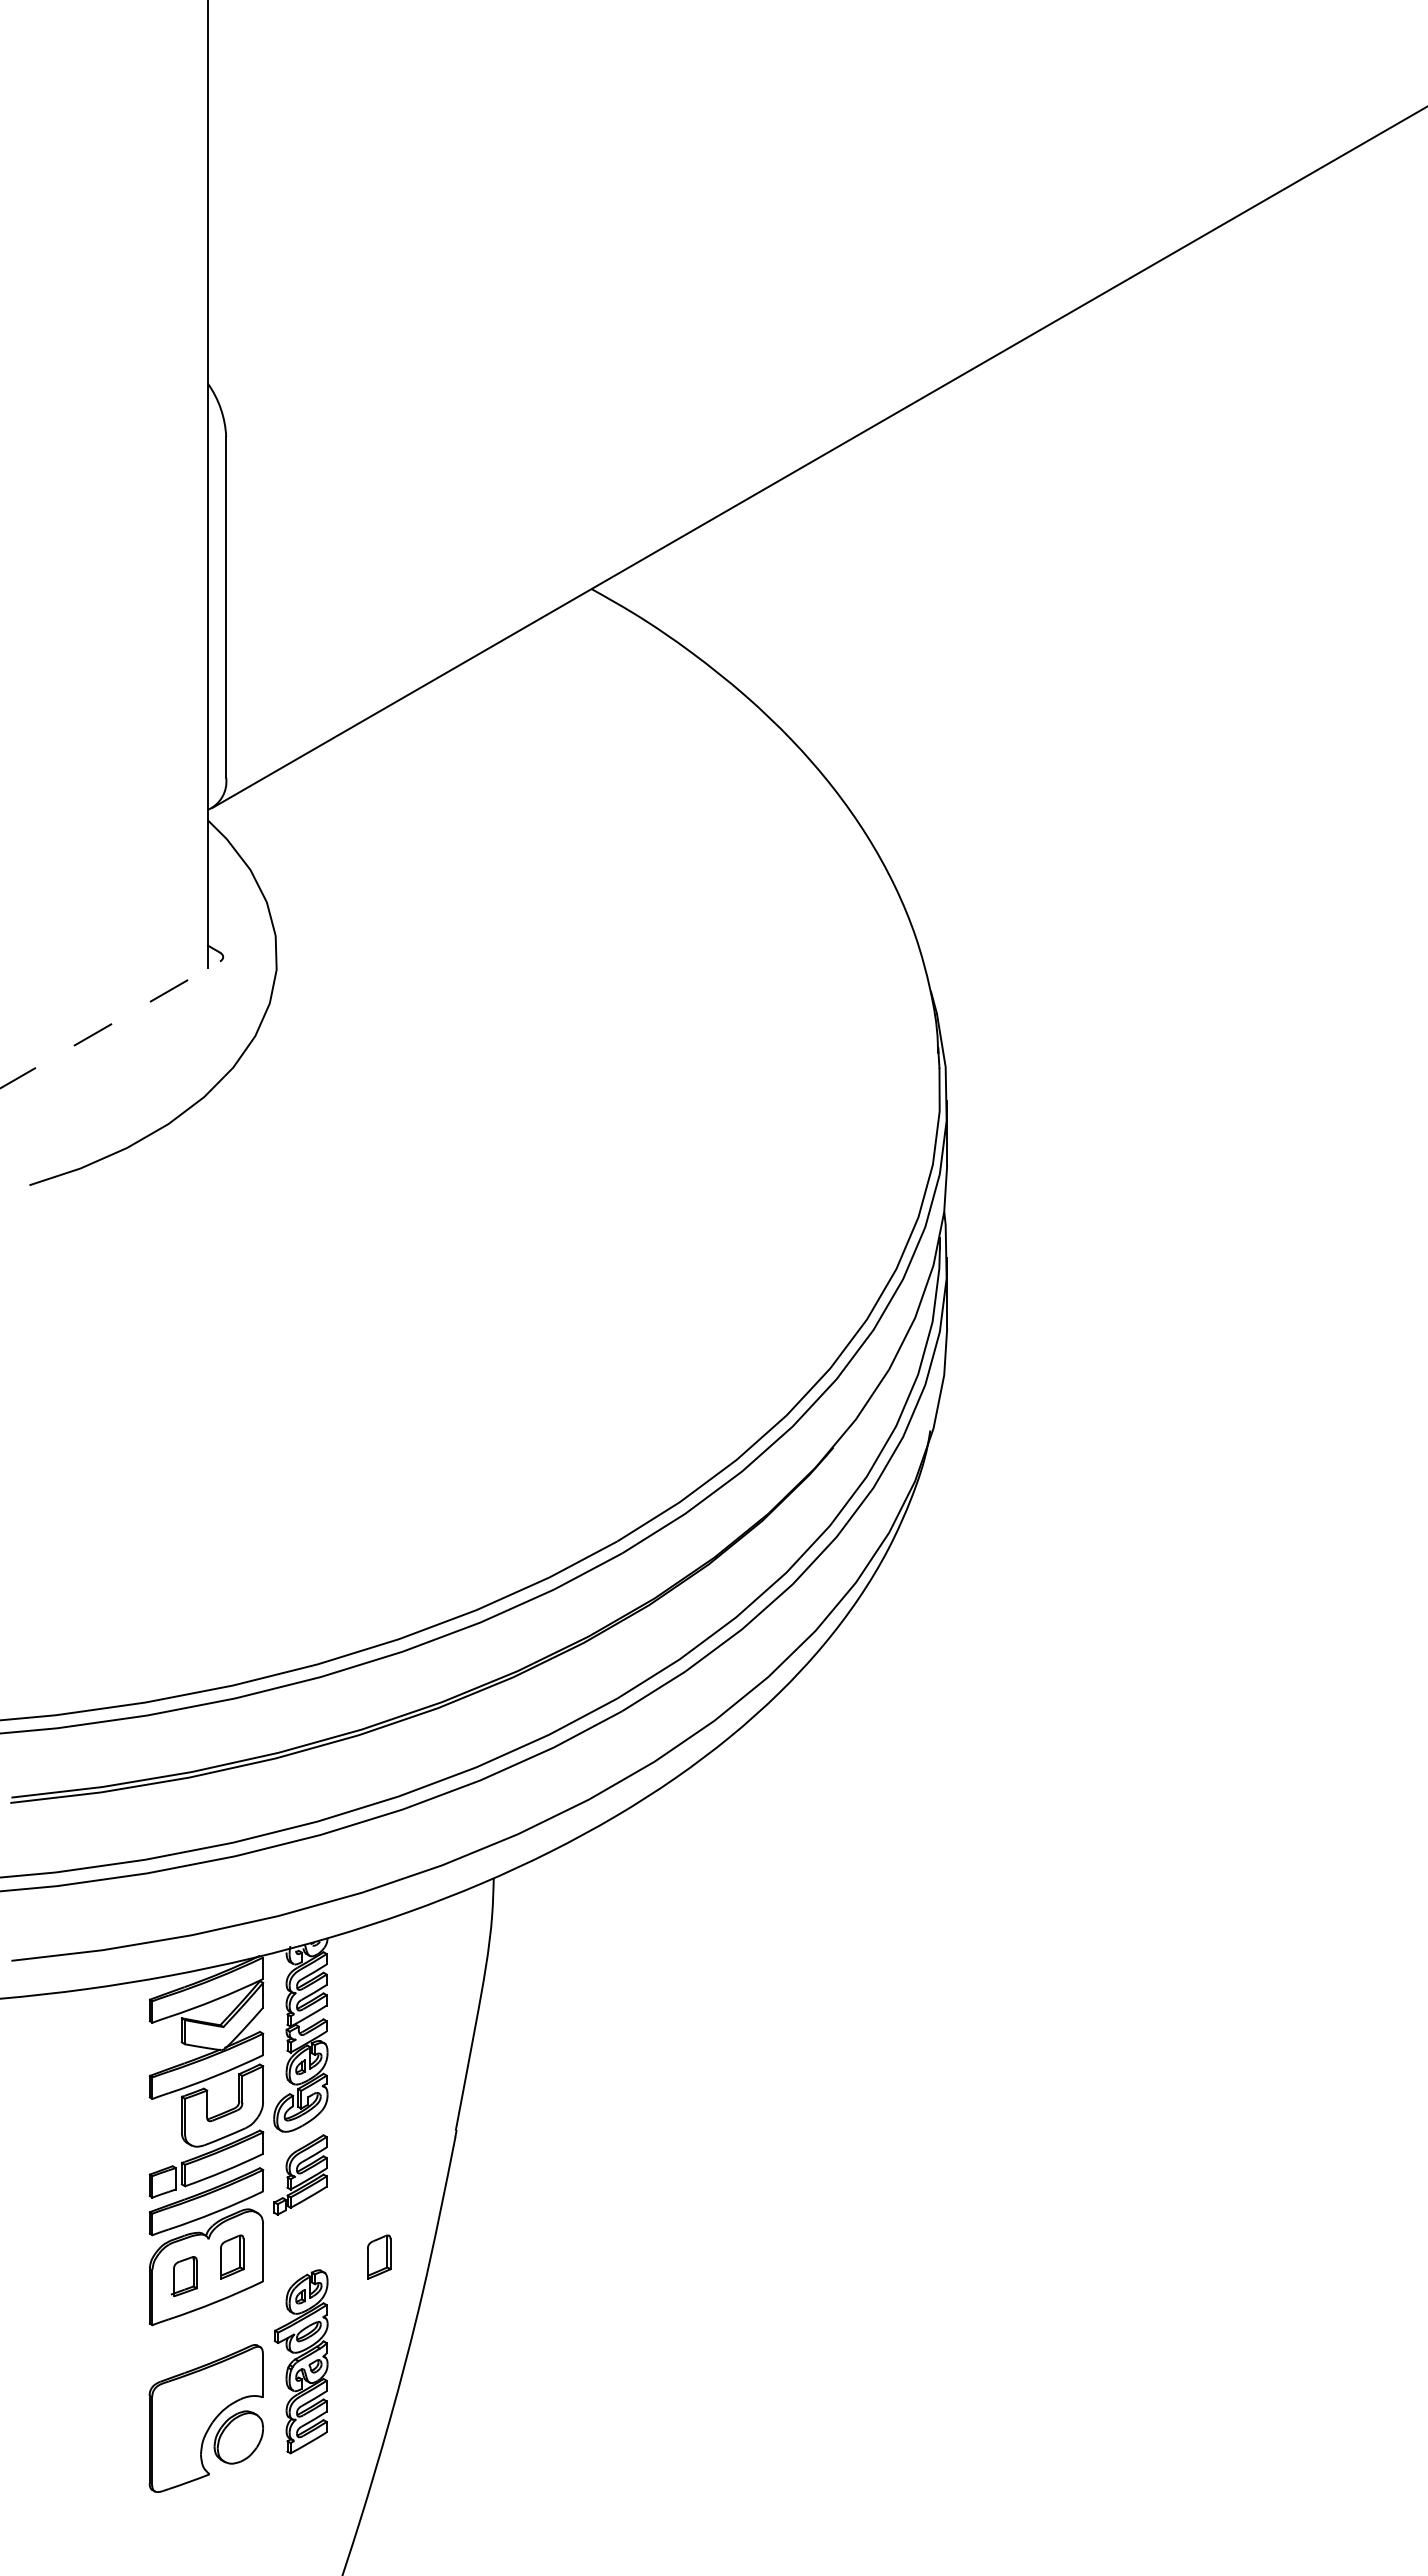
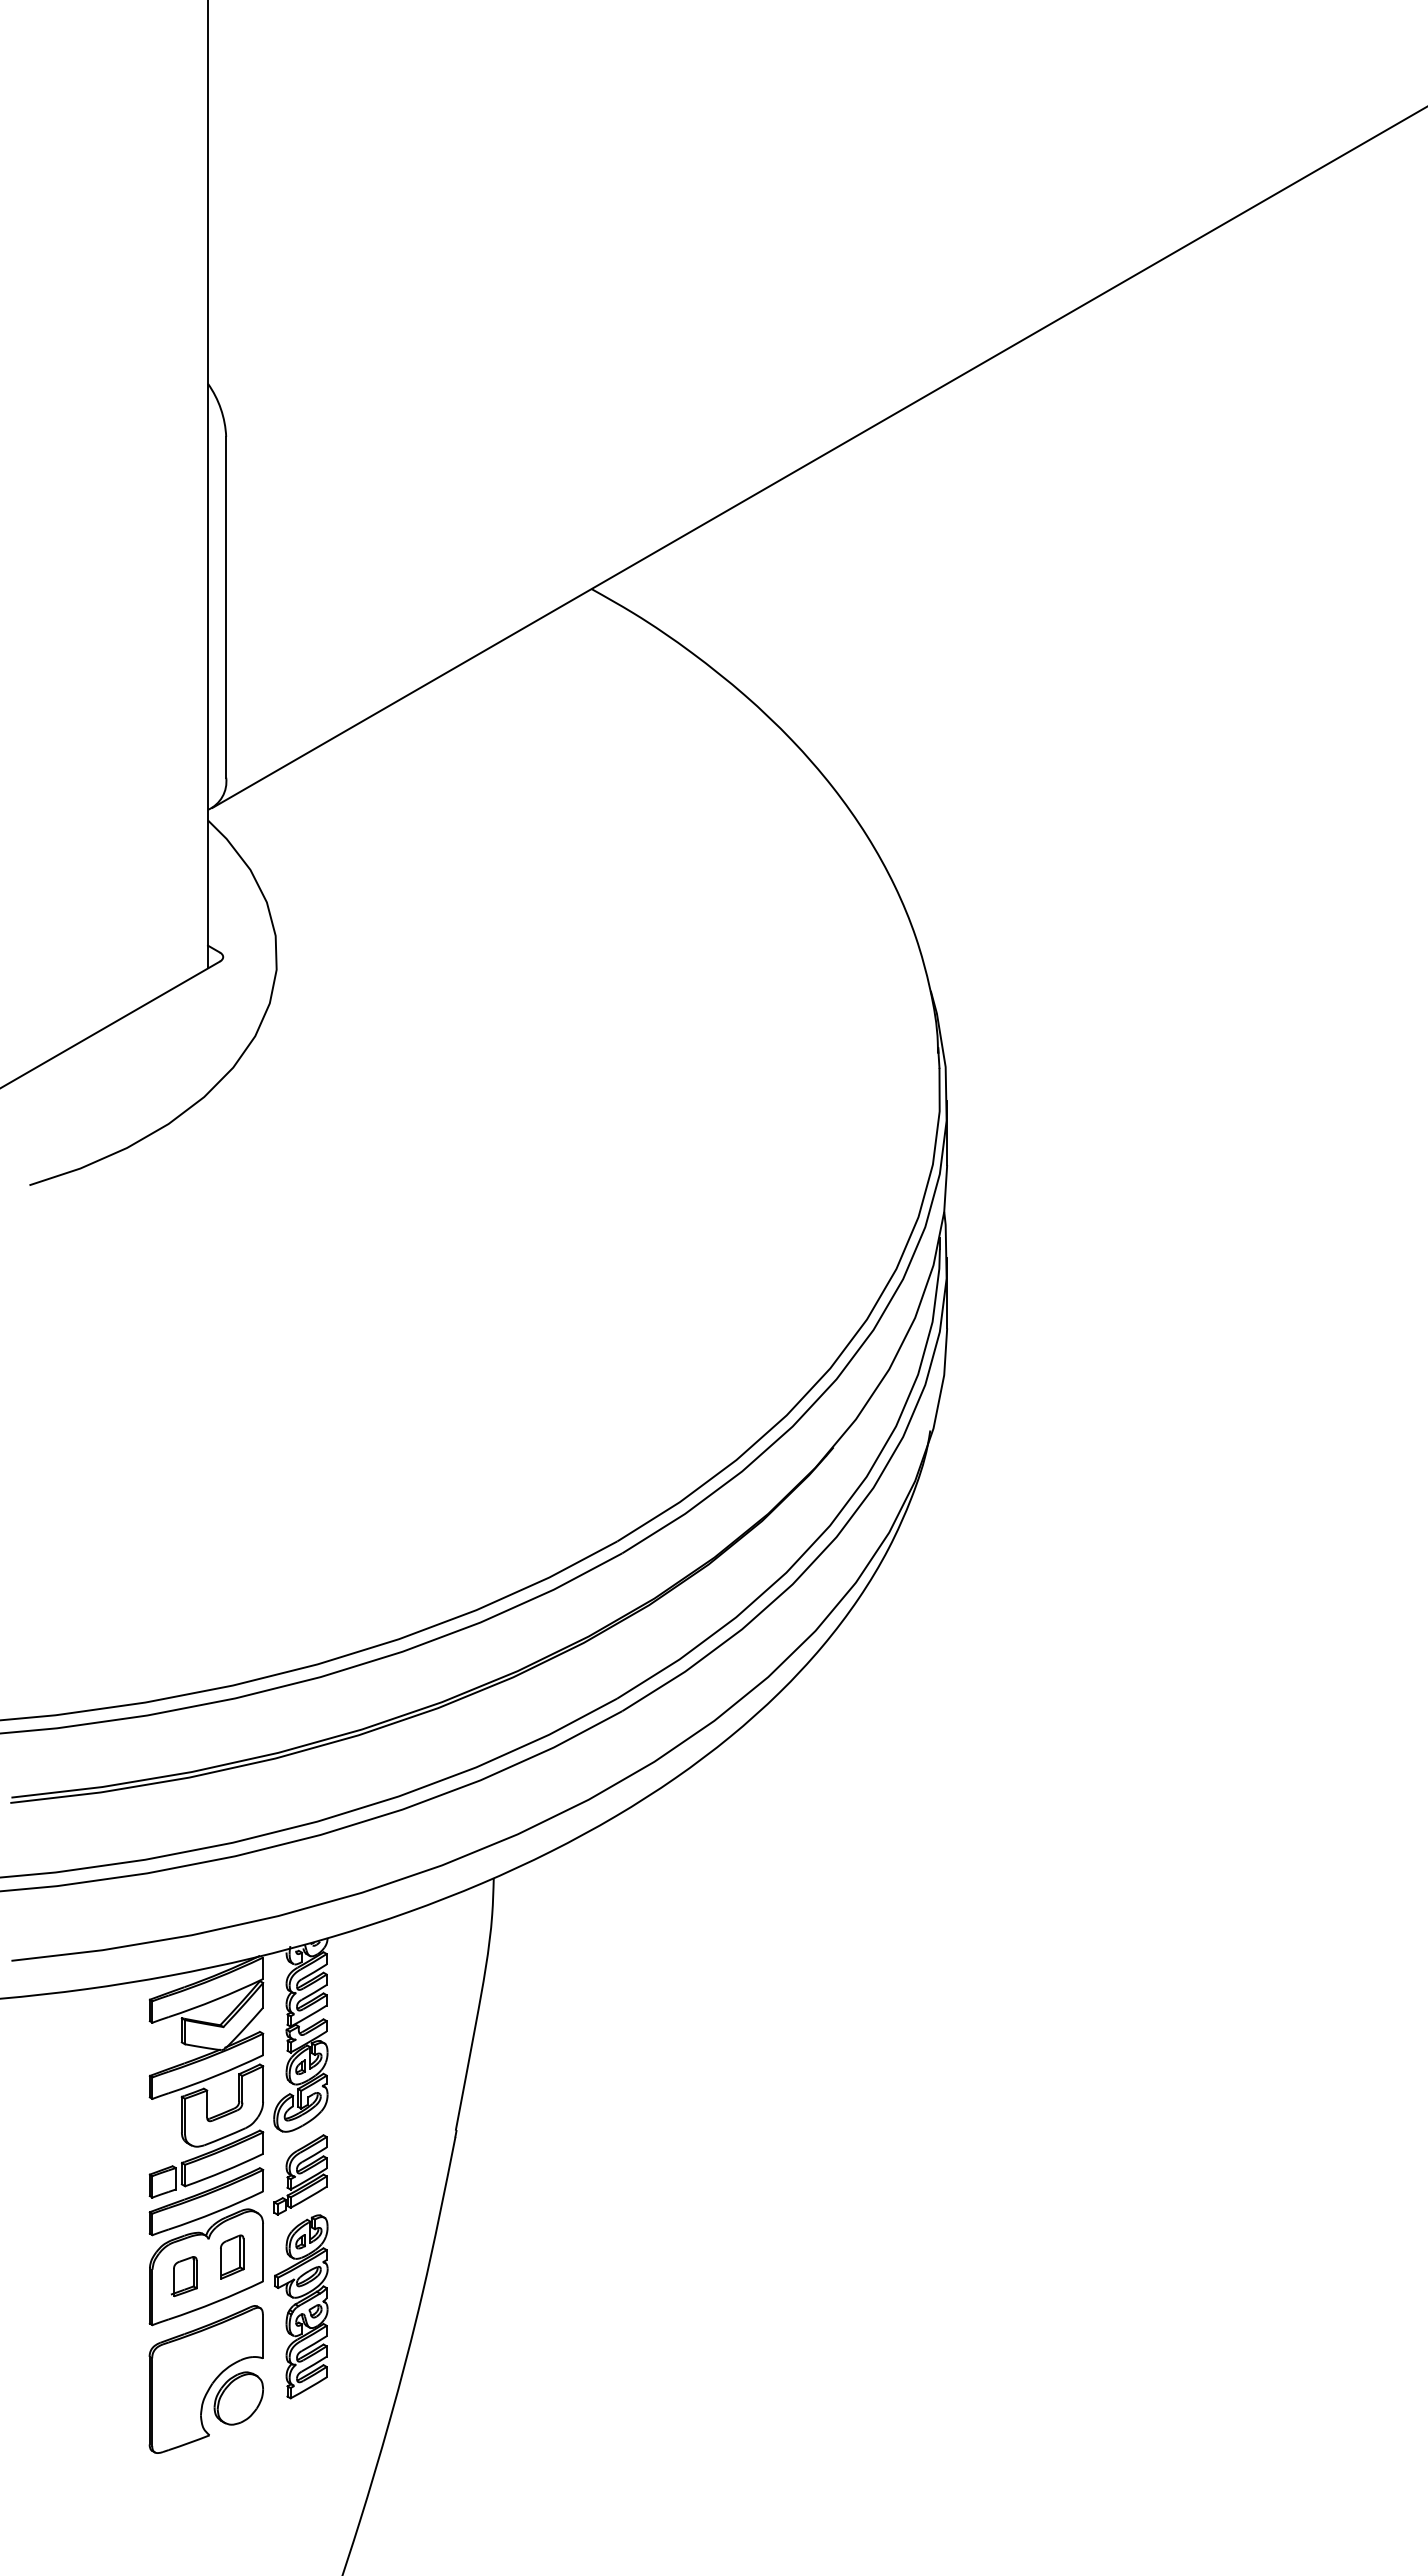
line: dashed -> solid (110, 1024)
part: present -> none (379, 2256)
part position: (301, 2361) -> (301, 2306) (301, 2306)
part position: (205, 2418) -> (205, 2379) (205, 2379)
